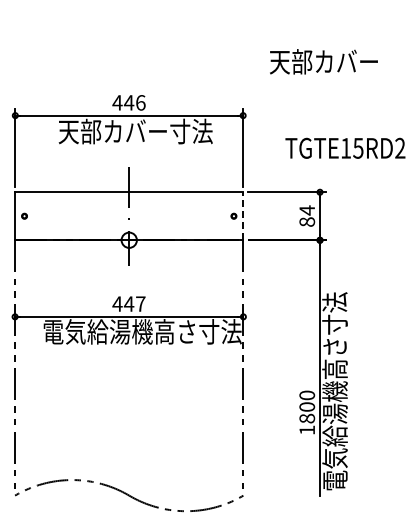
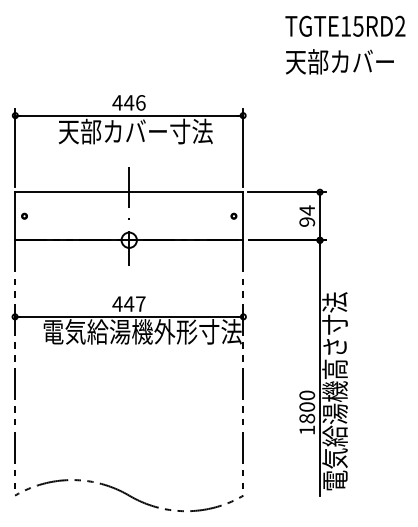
text position: (323, 61) -> (339, 61) (339, 61)
text position: (345, 147) -> (345, 25) (345, 25)
line: dashed -> solid (243, 215)
text: 84 -> 94 (307, 221)
text: 電気給湯機高さ寸法 -> 電気給湯機外形寸法 (175, 331)
